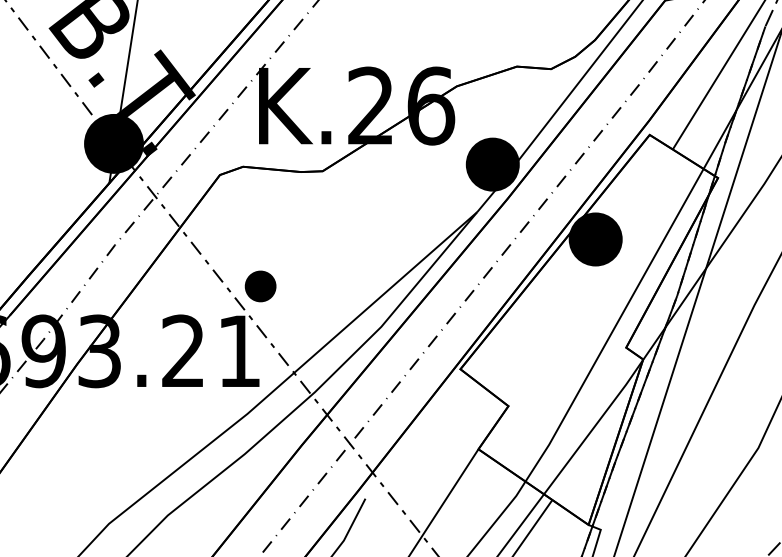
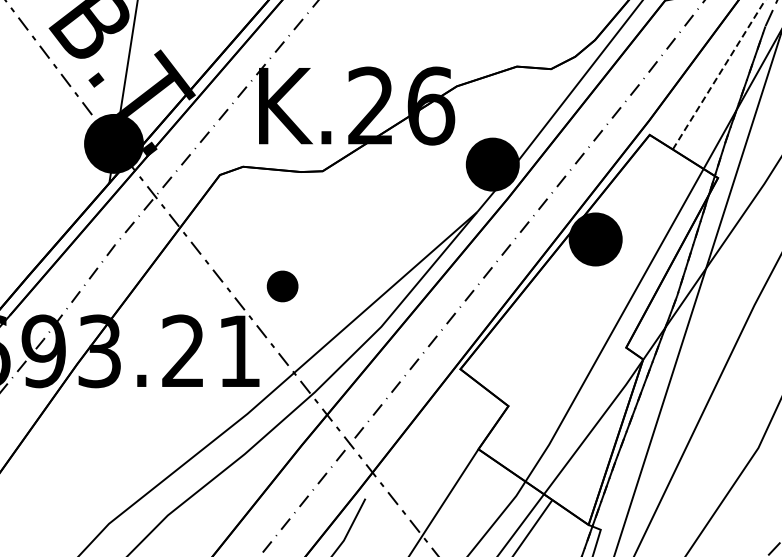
line: solid -> dashed (719, 74)
part position: (260, 286) -> (282, 286) (282, 286)
